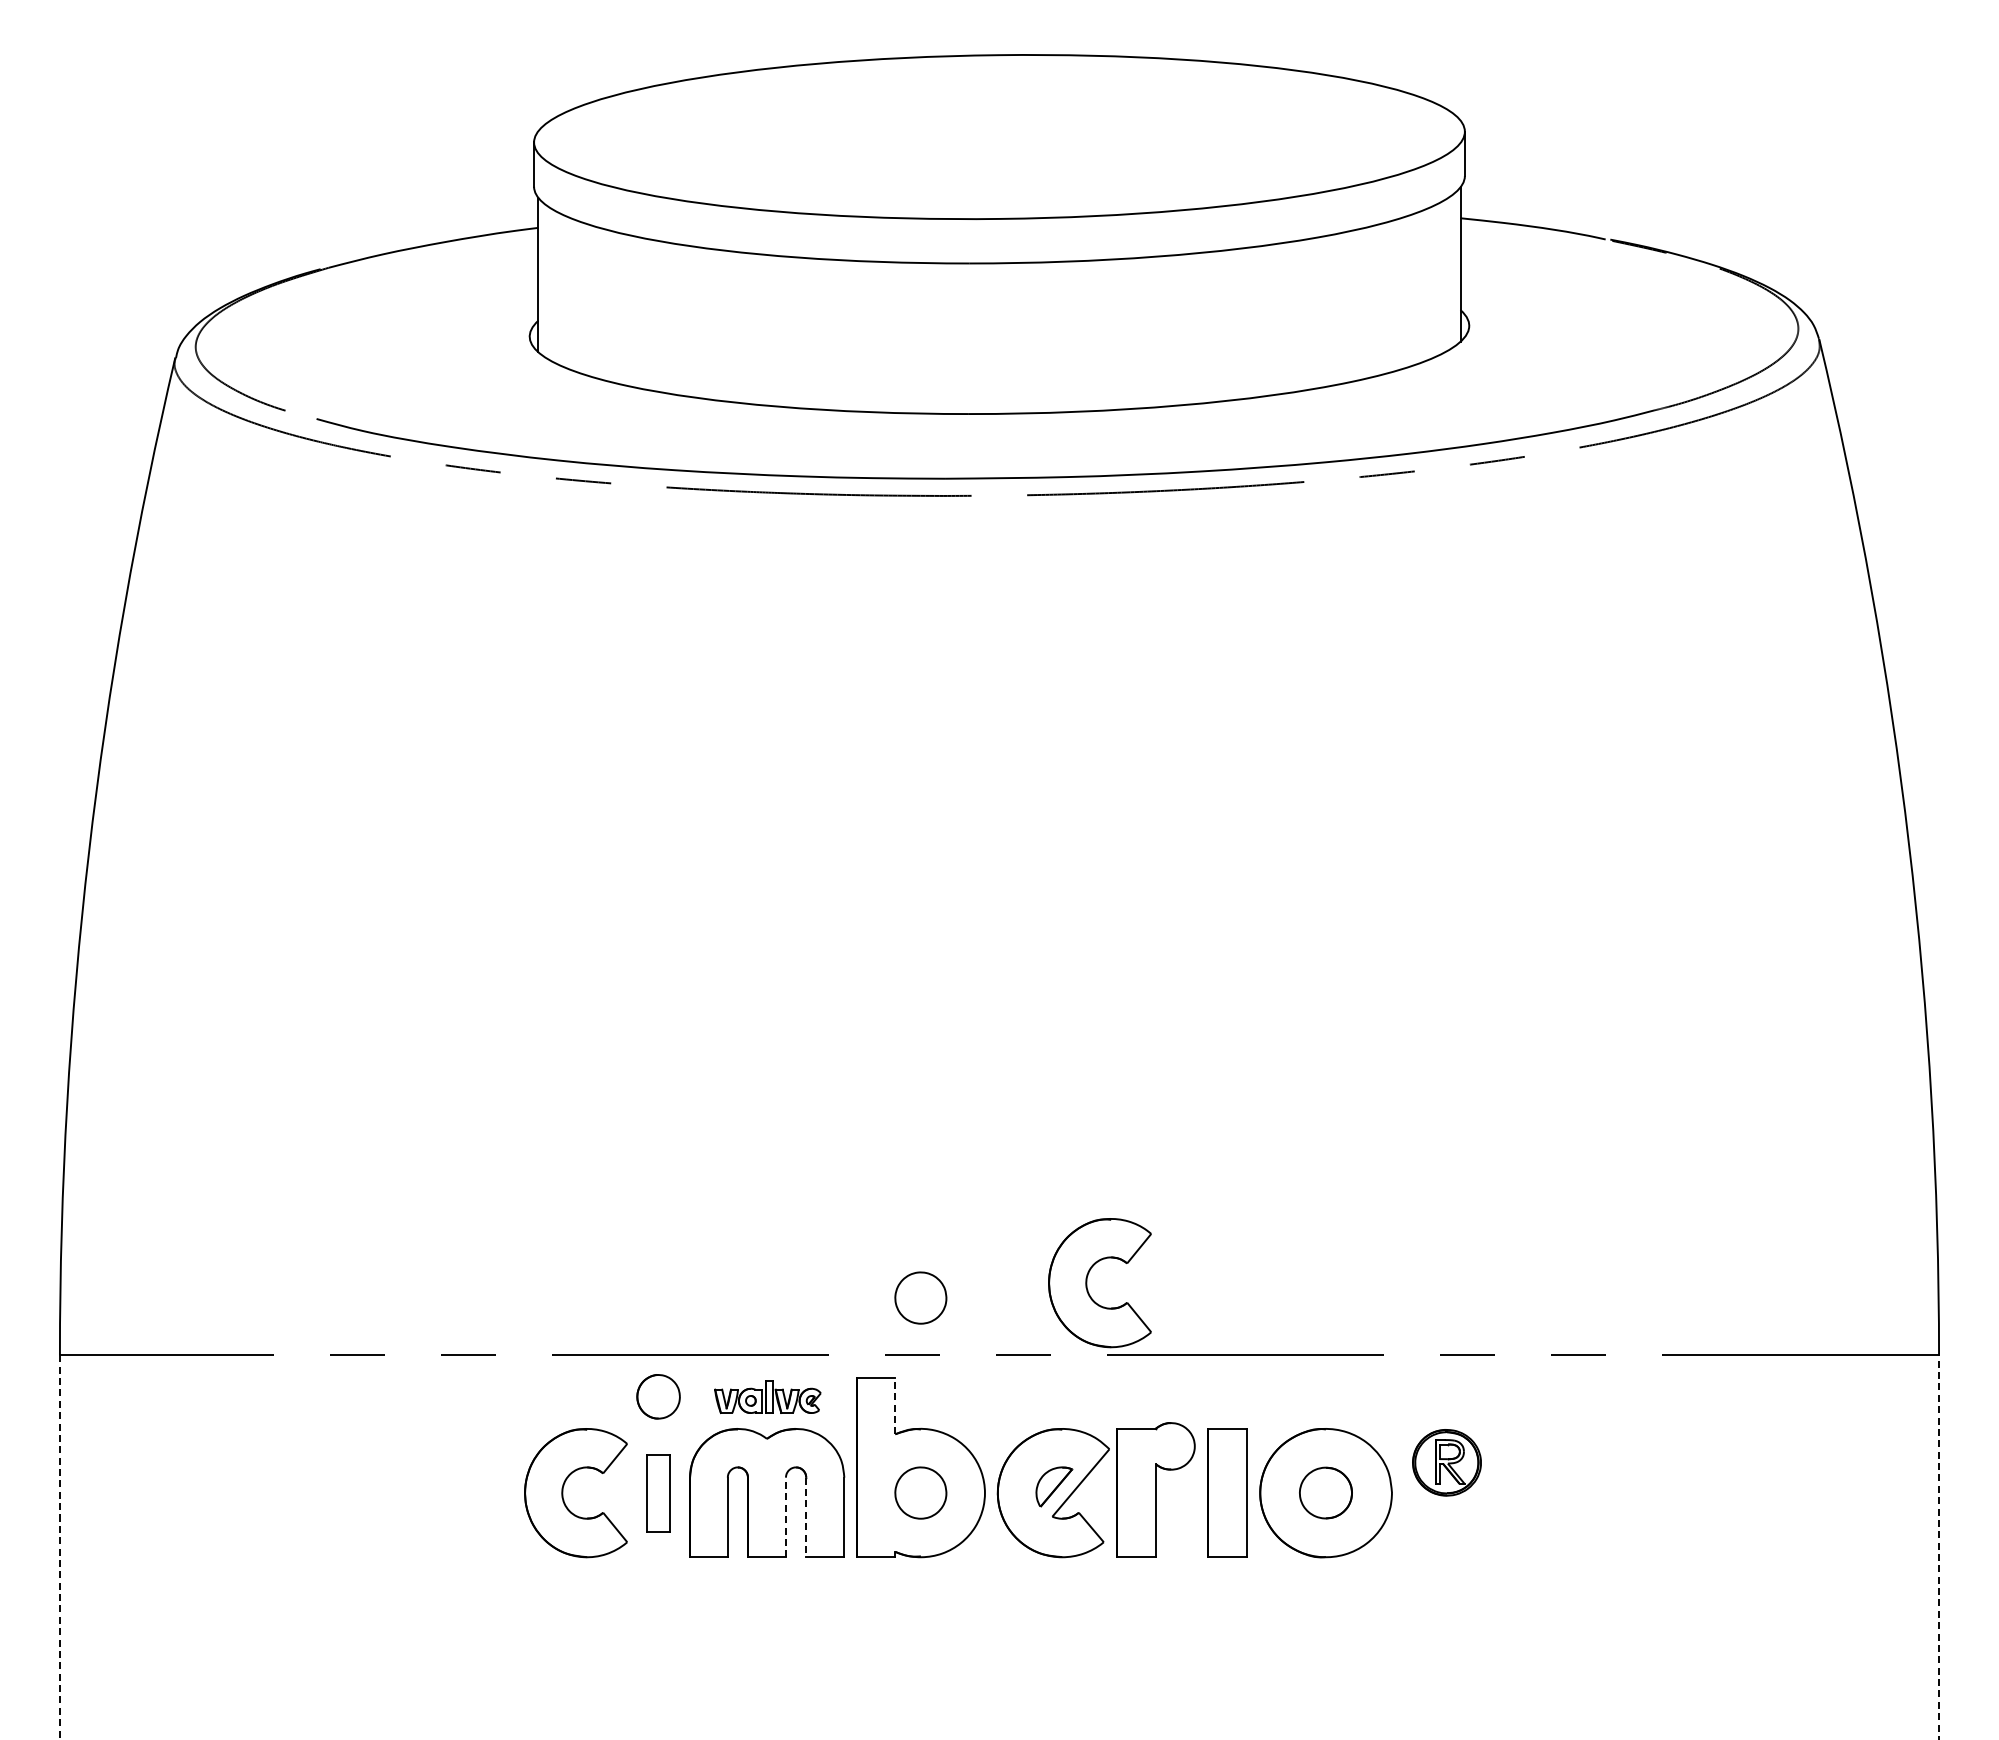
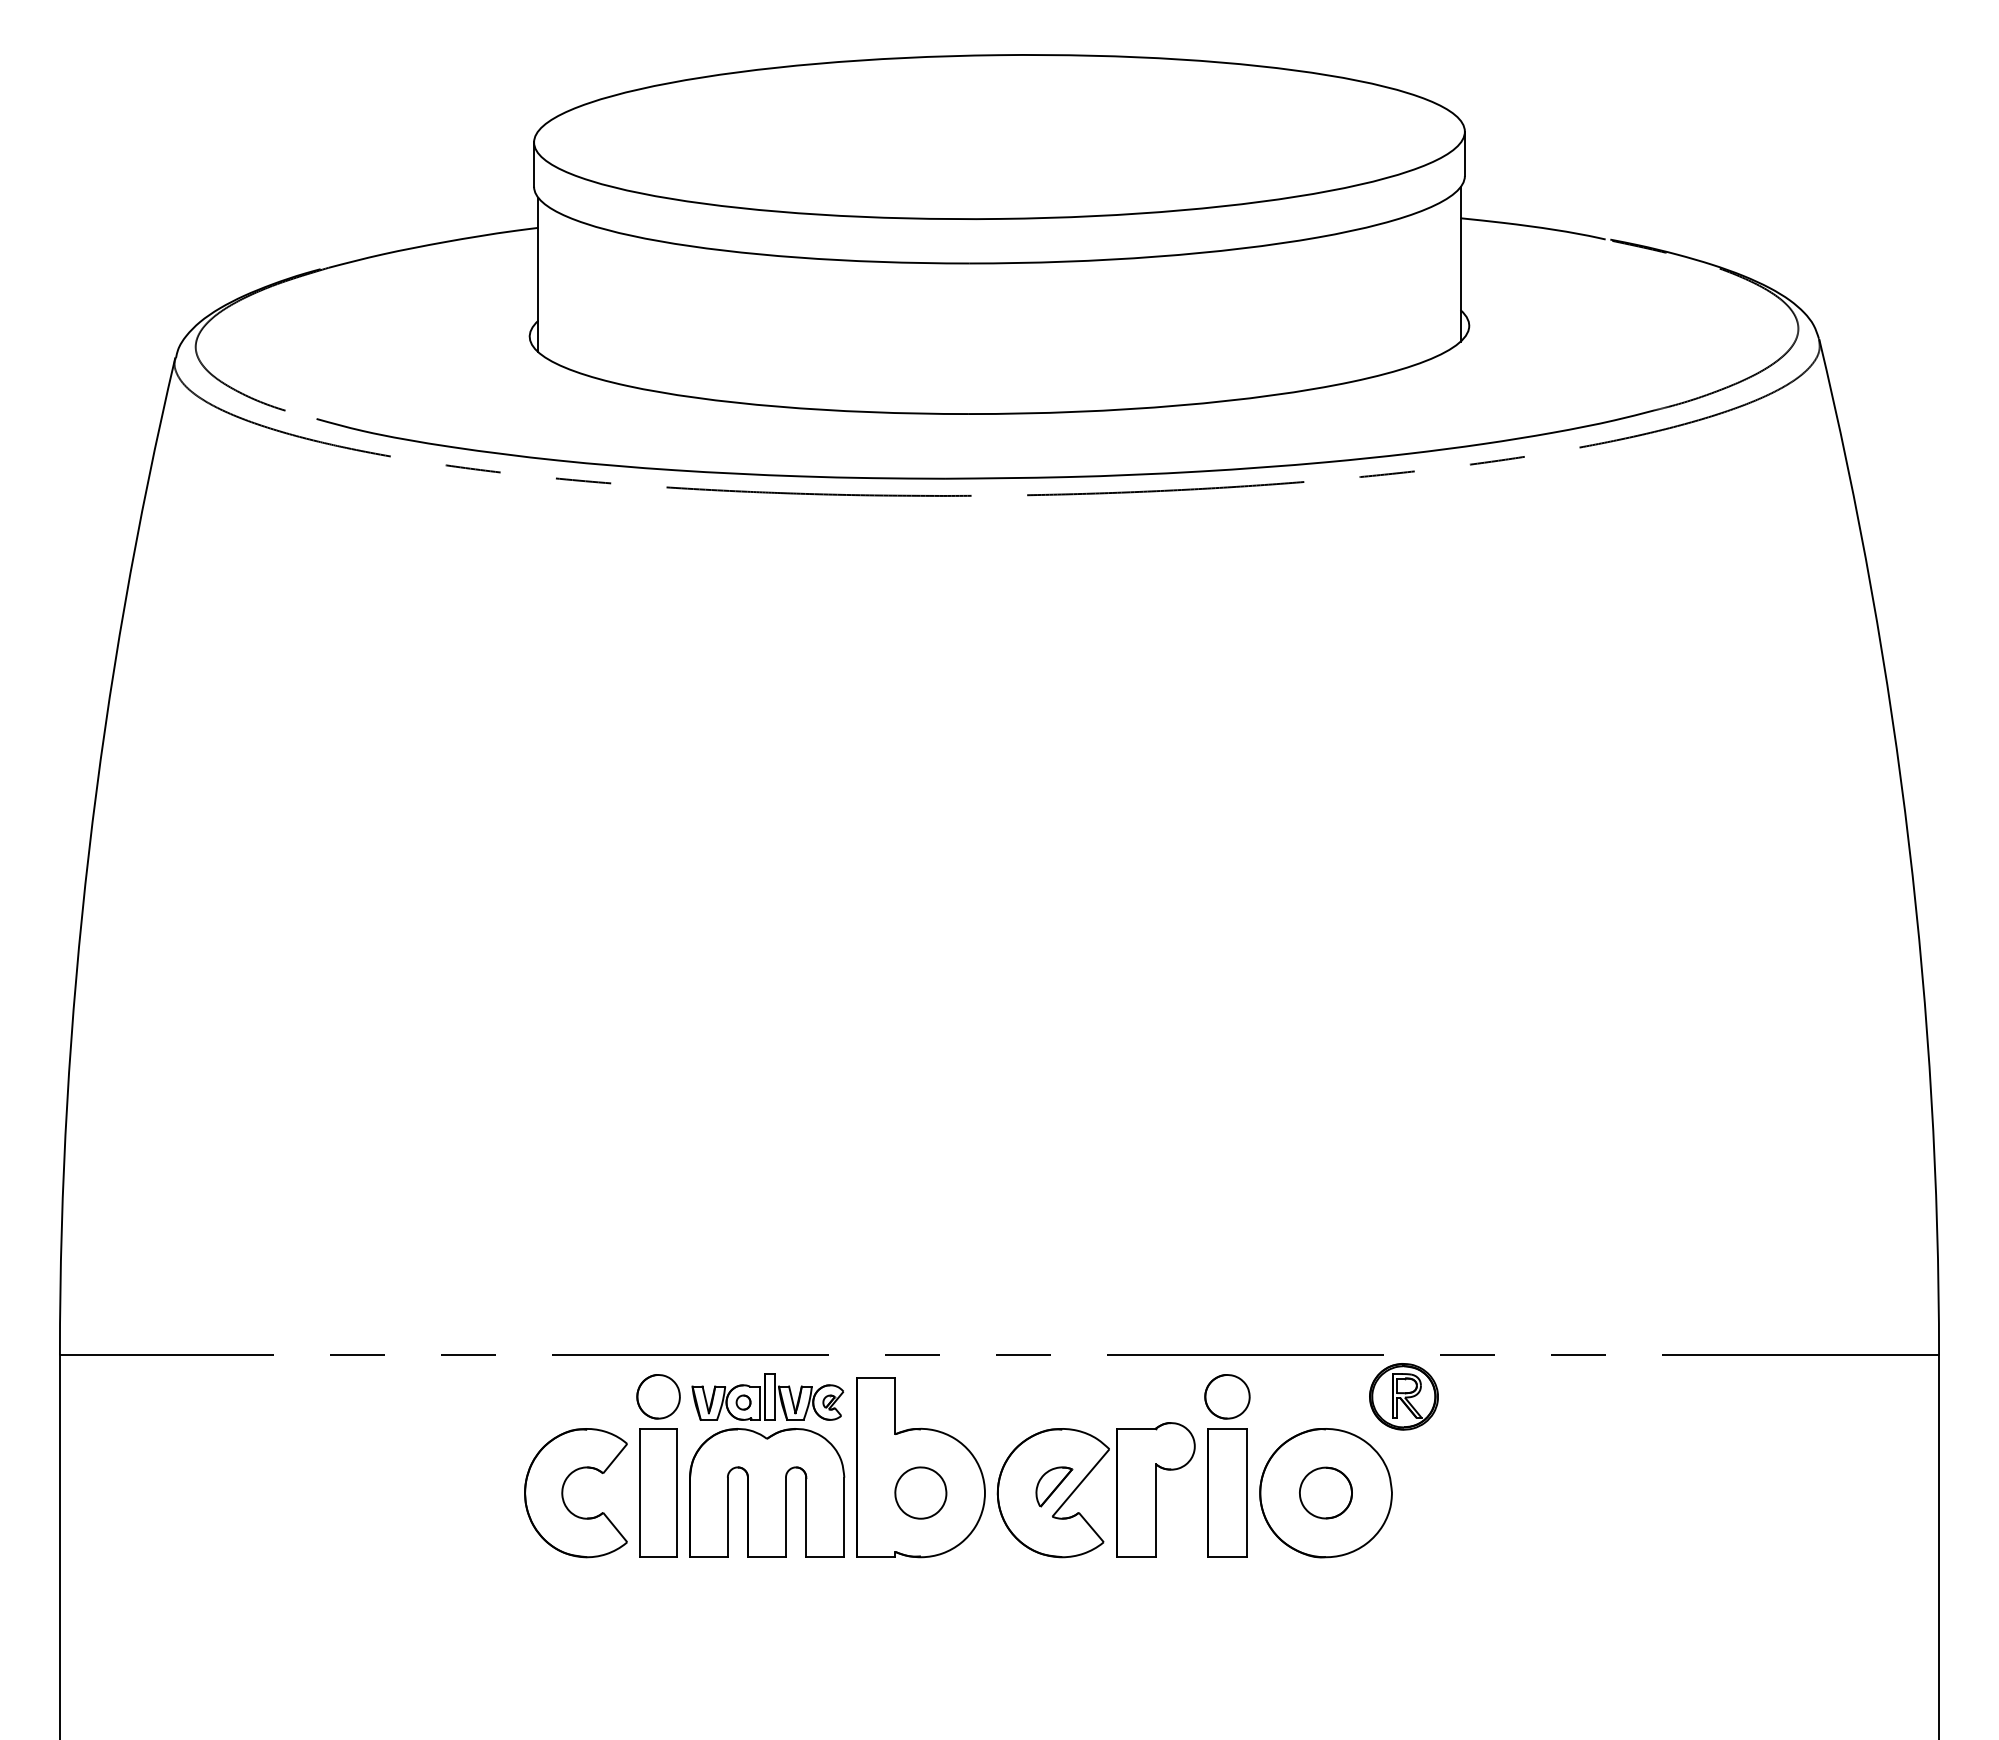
part: present -> none (1087, 1283)
part: present -> none (920, 1297)
part size: 108x34 px -> 154x48 px (767, 1396)
part: none -> present (1227, 1396)
line: dashed -> solid (895, 1405)
part position: (1446, 1462) -> (1403, 1396) (1403, 1396)
part size: 25x79 px -> 39x130 px (658, 1492)
line: dashed -> solid (785, 1517)
line: dashed -> solid (806, 1517)
line: dashed -> solid (59, 1547)
line: dashed -> solid (1939, 1547)
